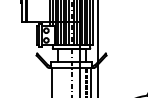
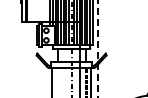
line: solid -> dashed (98, 48)
